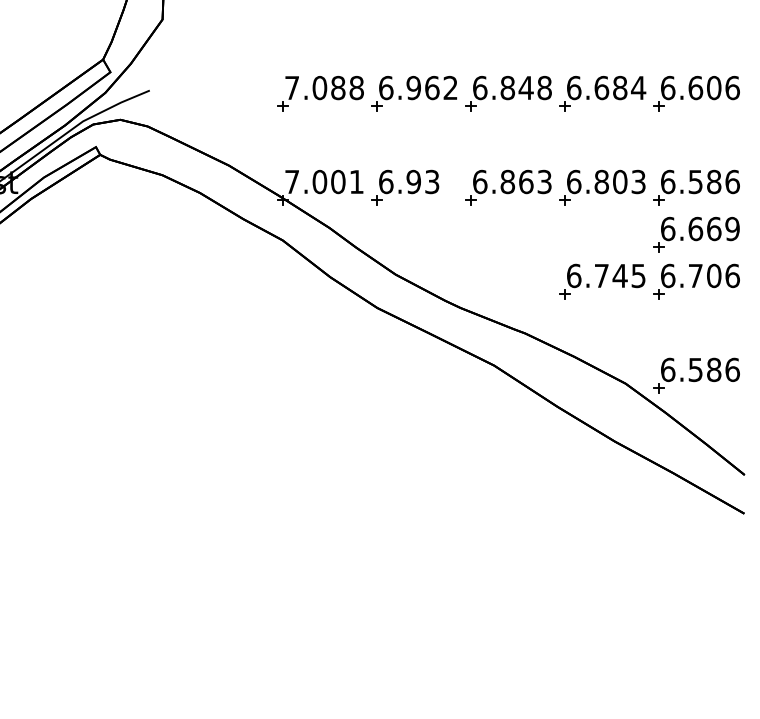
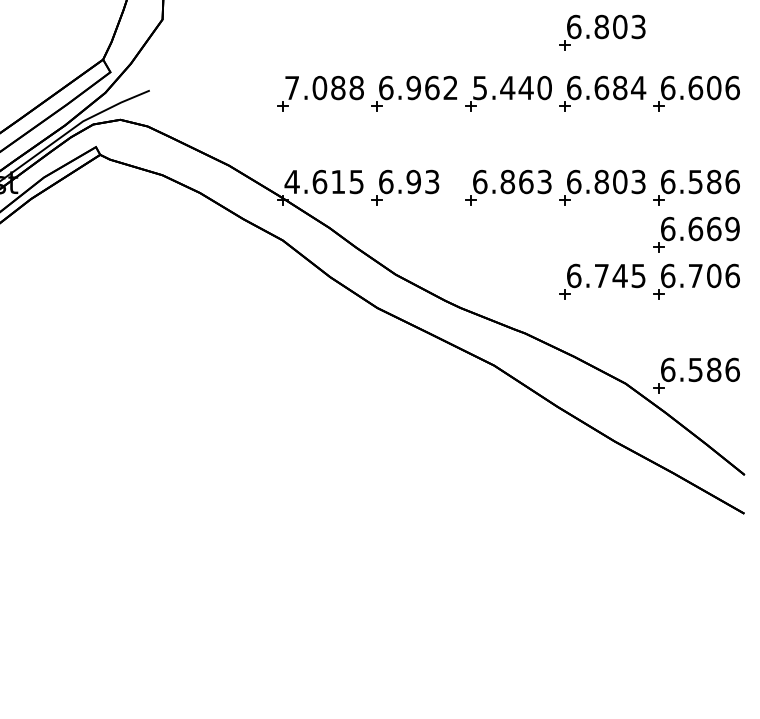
part: none -> present (602, 32)
text: 6.848 -> 5.440 (512, 87)
text: 7.001 -> 4.615 (323, 181)
